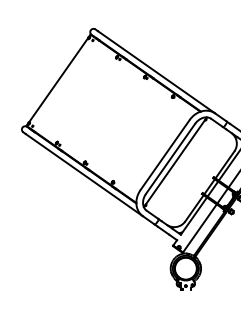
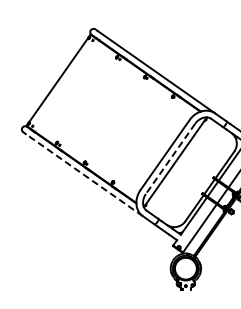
line: solid -> dashed (170, 158)
line: solid -> dashed (84, 175)
